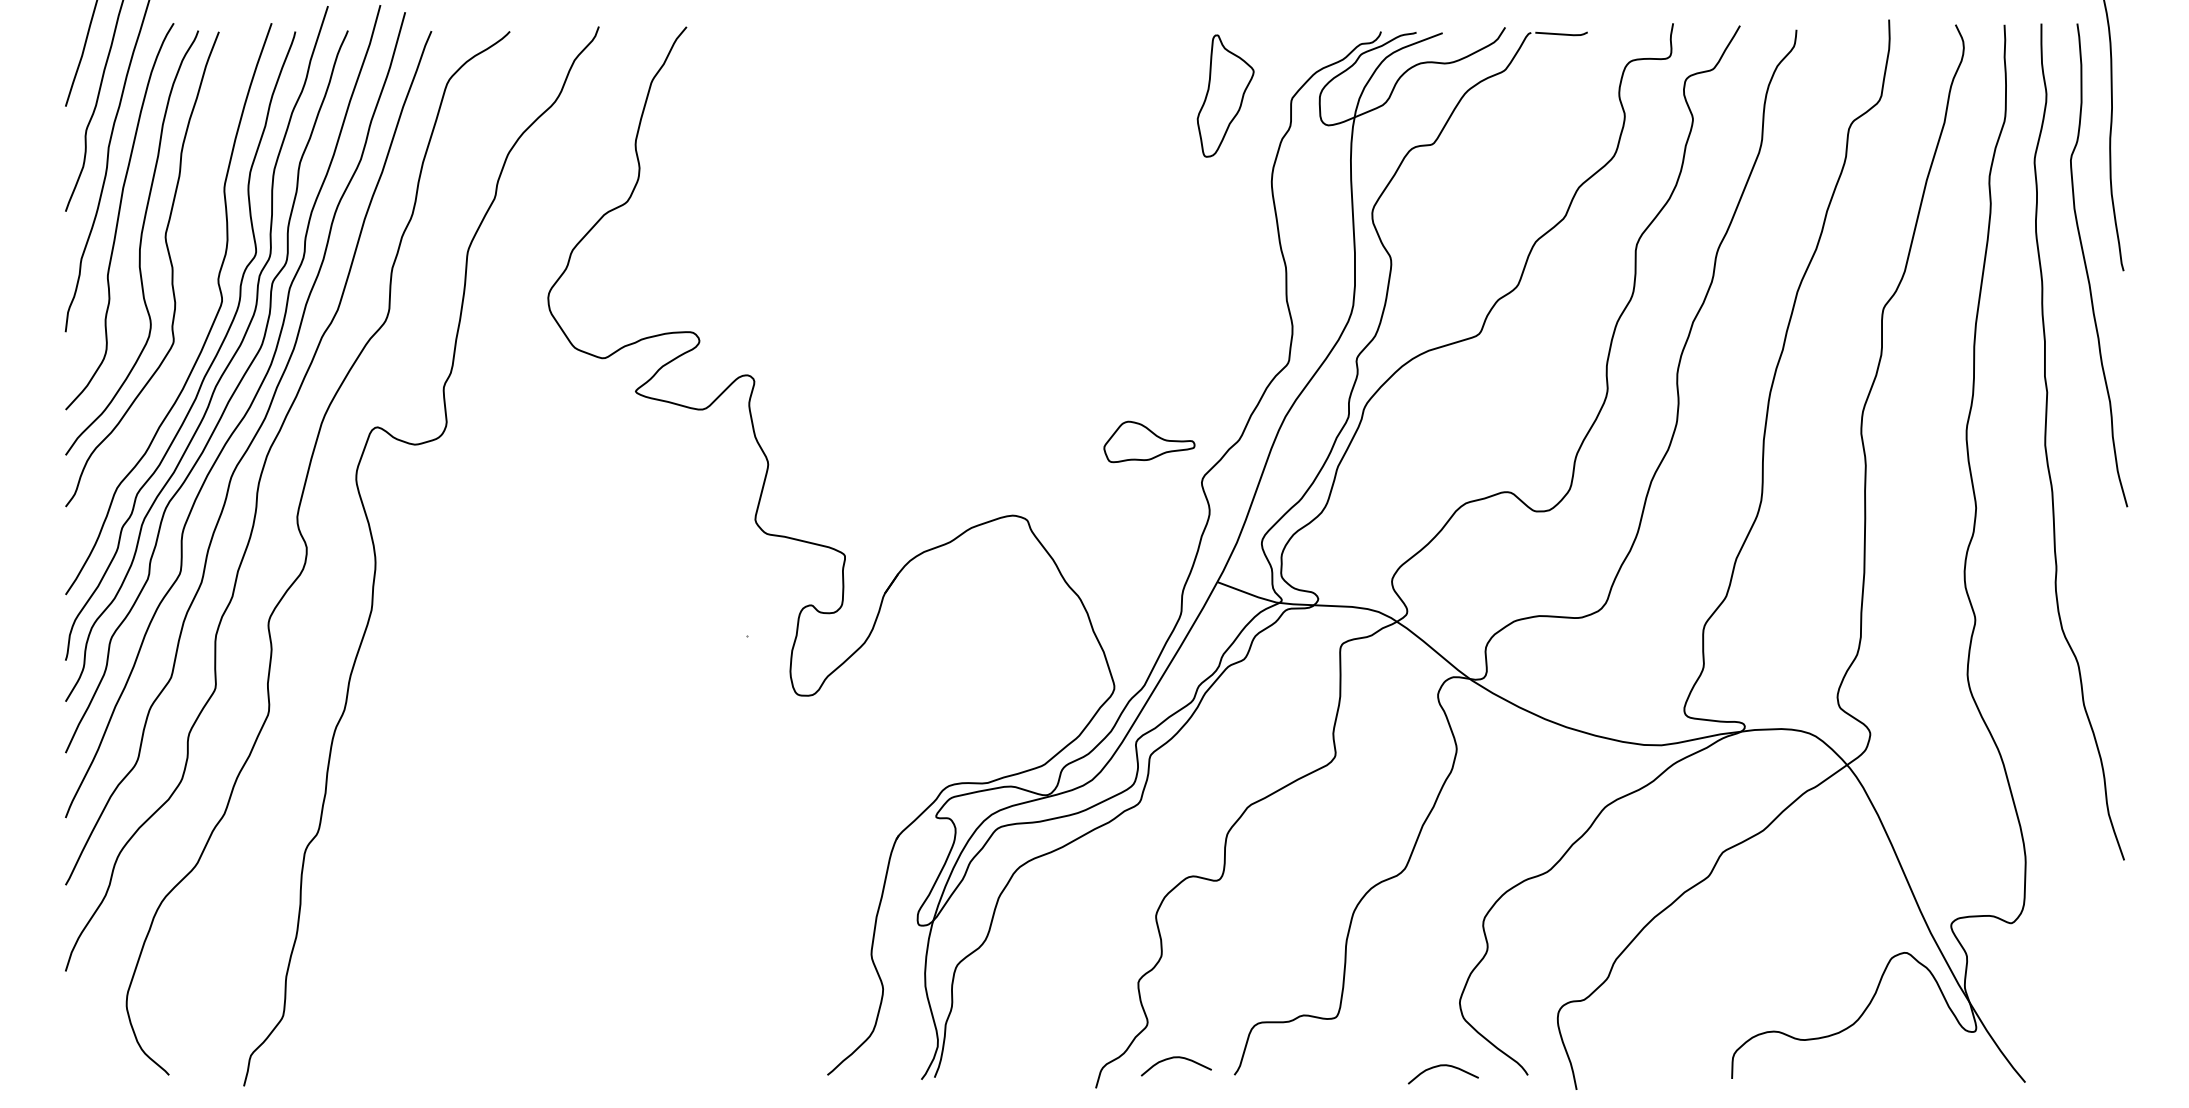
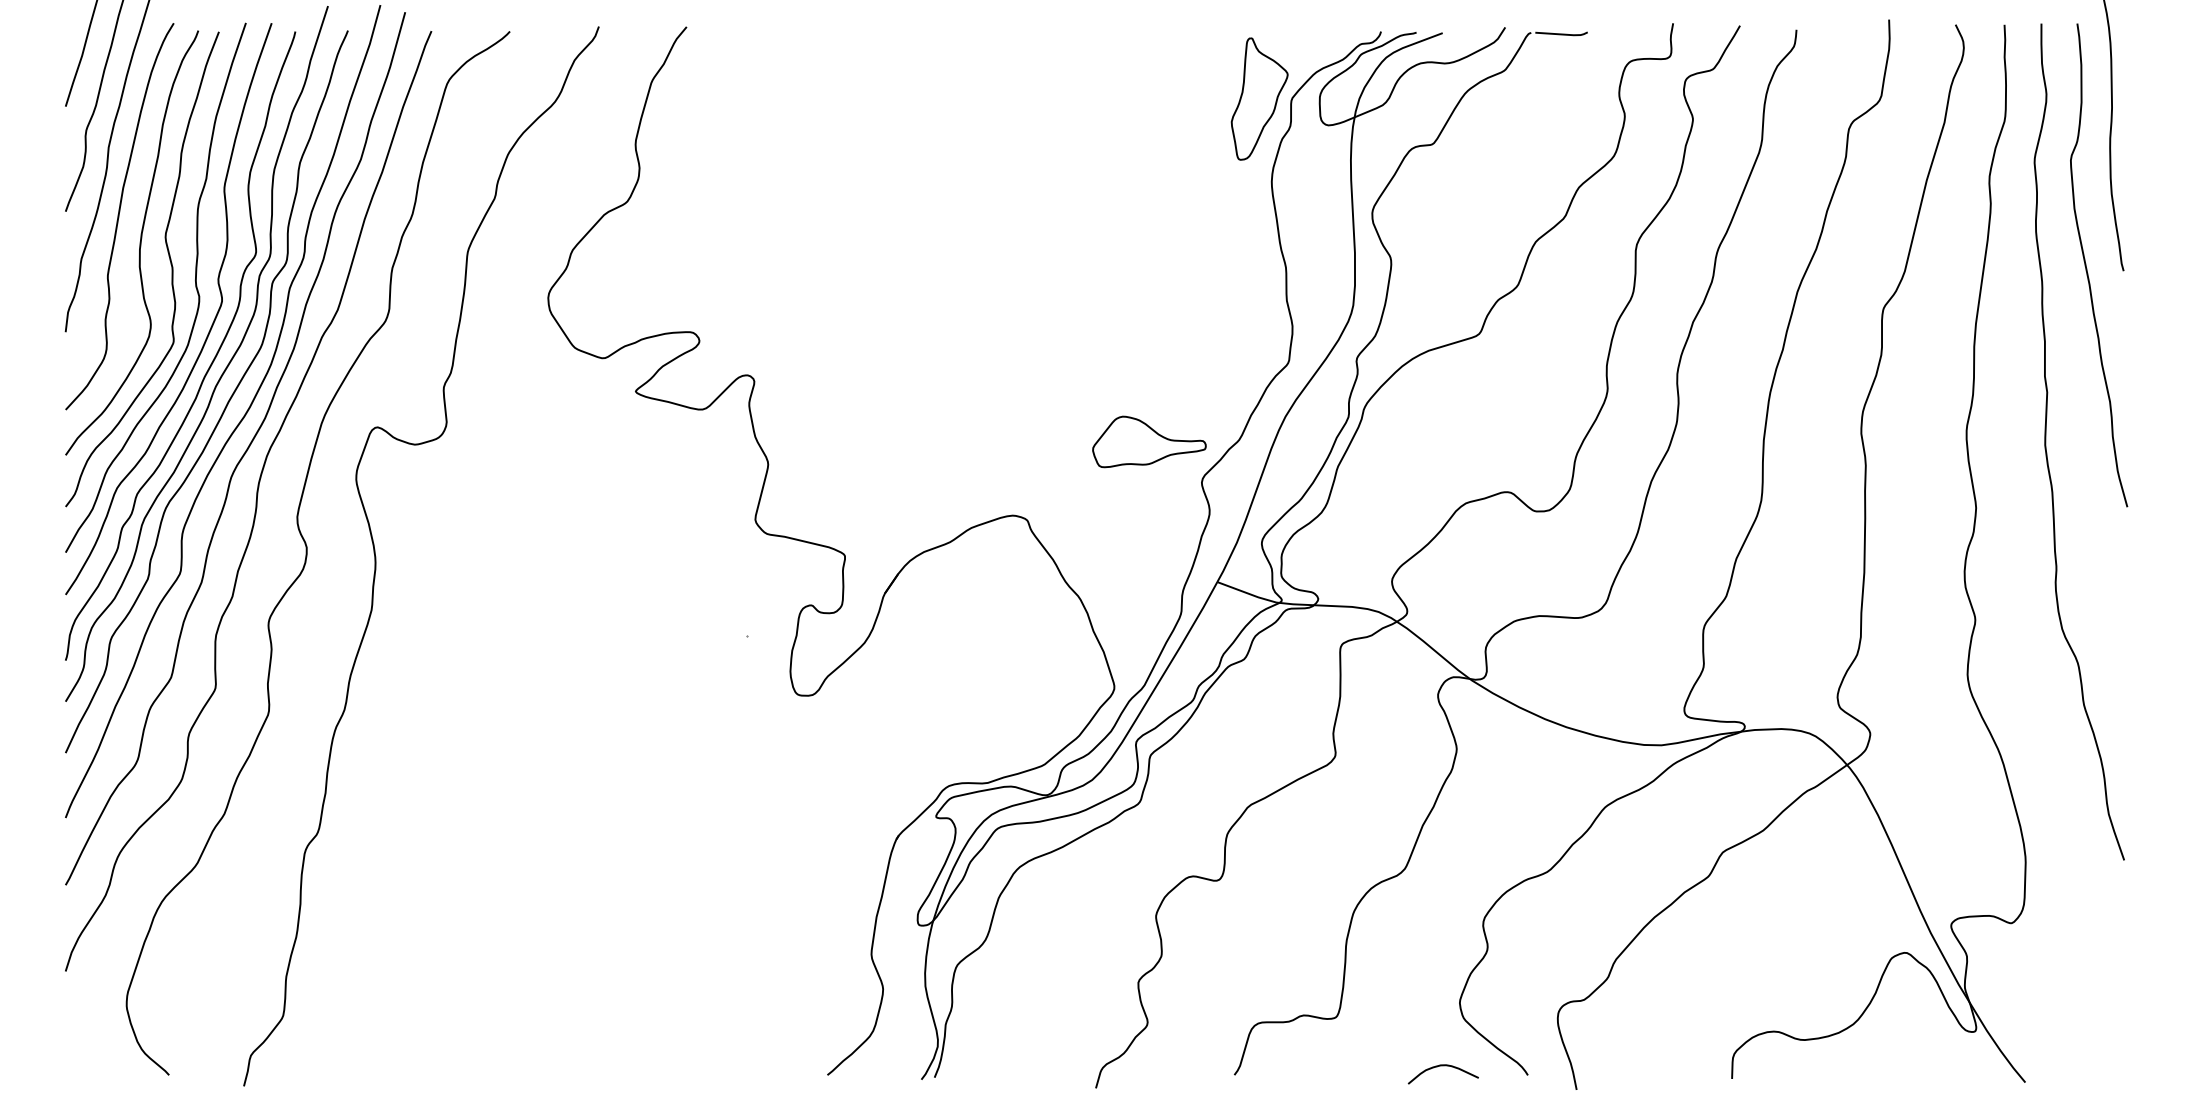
part position: (1225, 95) -> (1259, 98) (1259, 98)
curve: none -> present (195, 287)
part size: 93x44 px -> 115x54 px (1149, 441)
curve: present -> none (1175, 1058)
